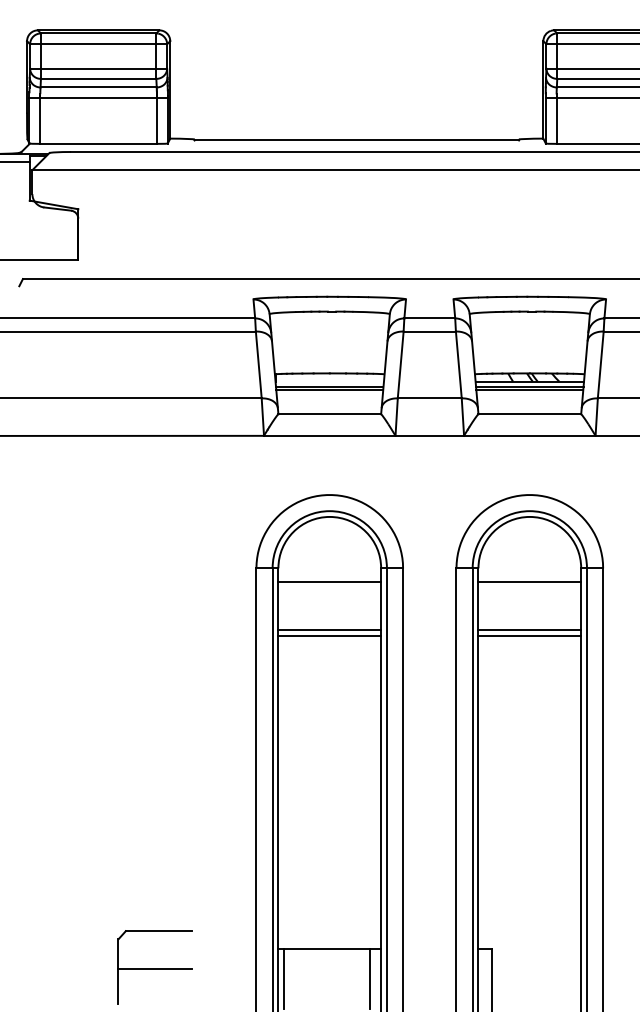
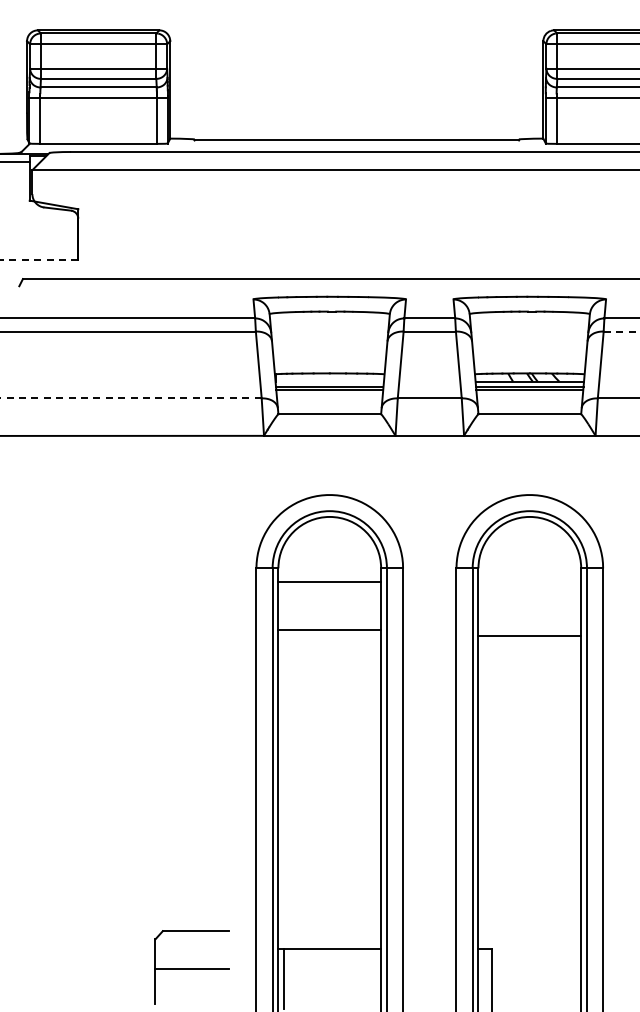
line: solid -> dashed (39, 260)
line: solid -> dashed (621, 331)
line: solid -> dashed (131, 398)
line: present -> none (529, 581)
line: present -> none (529, 630)
line: present -> none (329, 635)
part position: (154, 967) -> (191, 967) (191, 967)
line: present -> none (370, 978)
